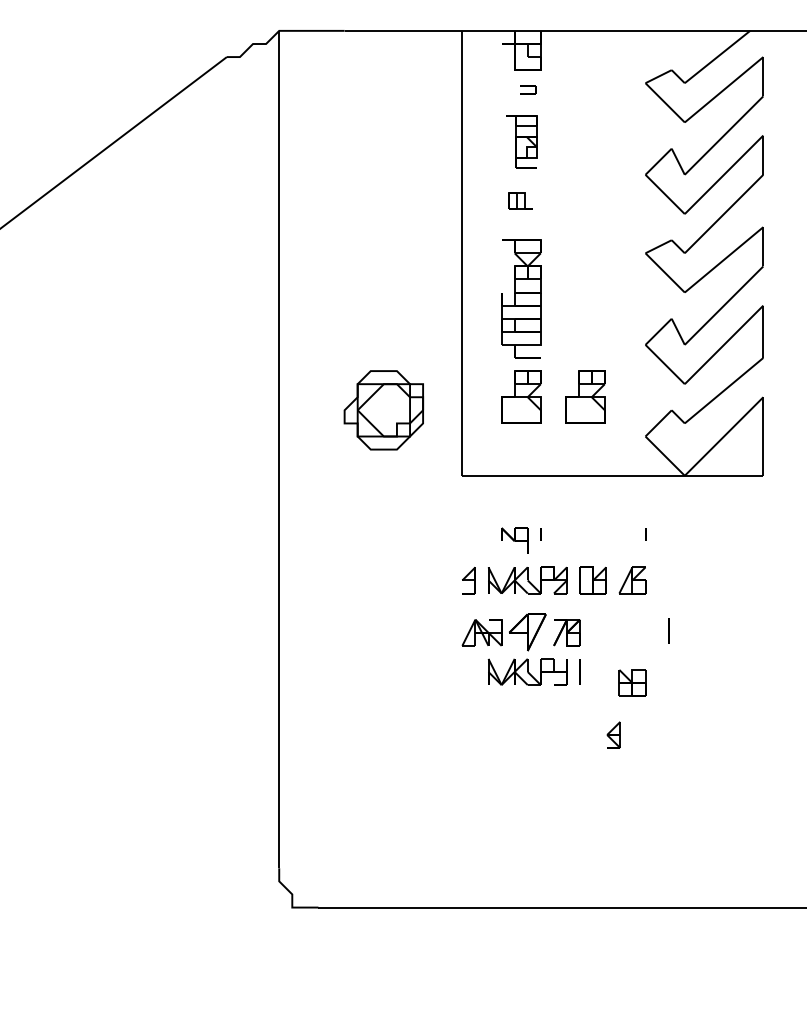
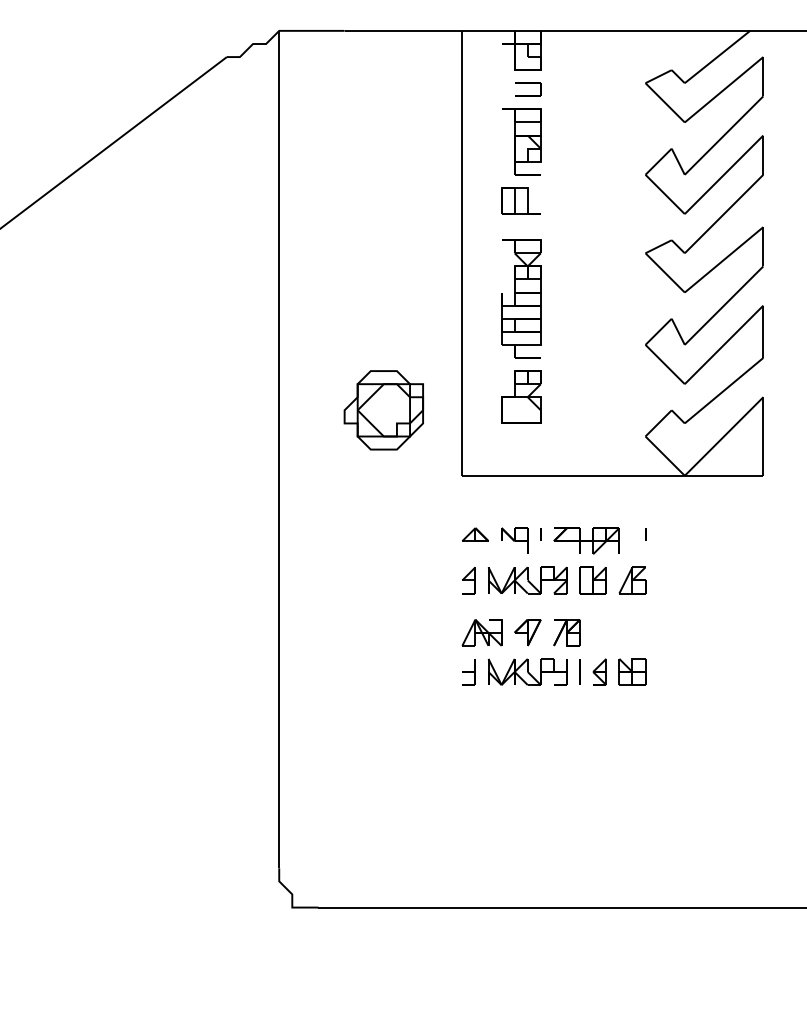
part size: 17x10 px -> 27x15 px (528, 89)
part size: 32x54 px -> 40x68 px (521, 141)
part size: 25x18 px -> 40x28 px (520, 200)
part: present -> none (585, 396)
part: none -> present (475, 534)
part: none -> present (586, 540)
line: present -> none (668, 630)
part size: 38x39 px -> 28x28 px (527, 632)
part: none -> present (468, 672)
part position: (632, 682) -> (632, 671) (632, 671)
part position: (613, 734) -> (599, 671) (599, 671)
